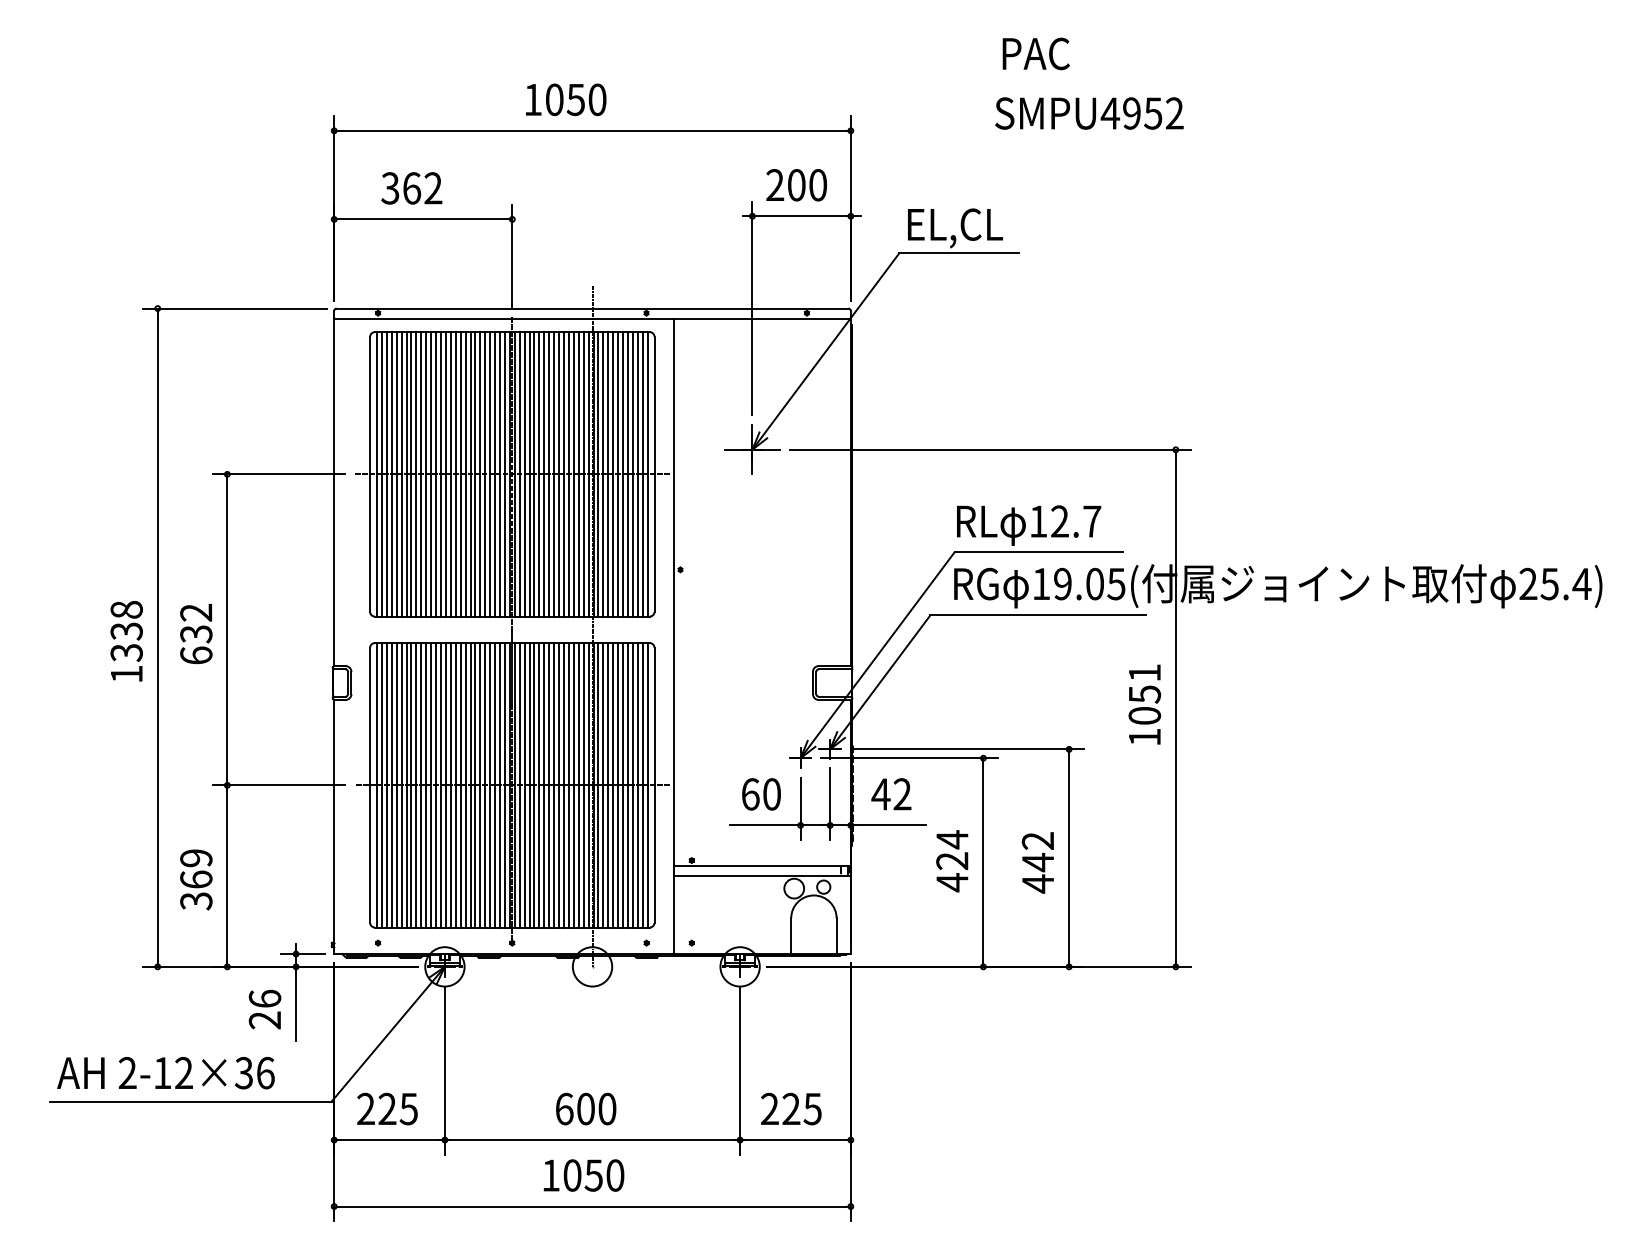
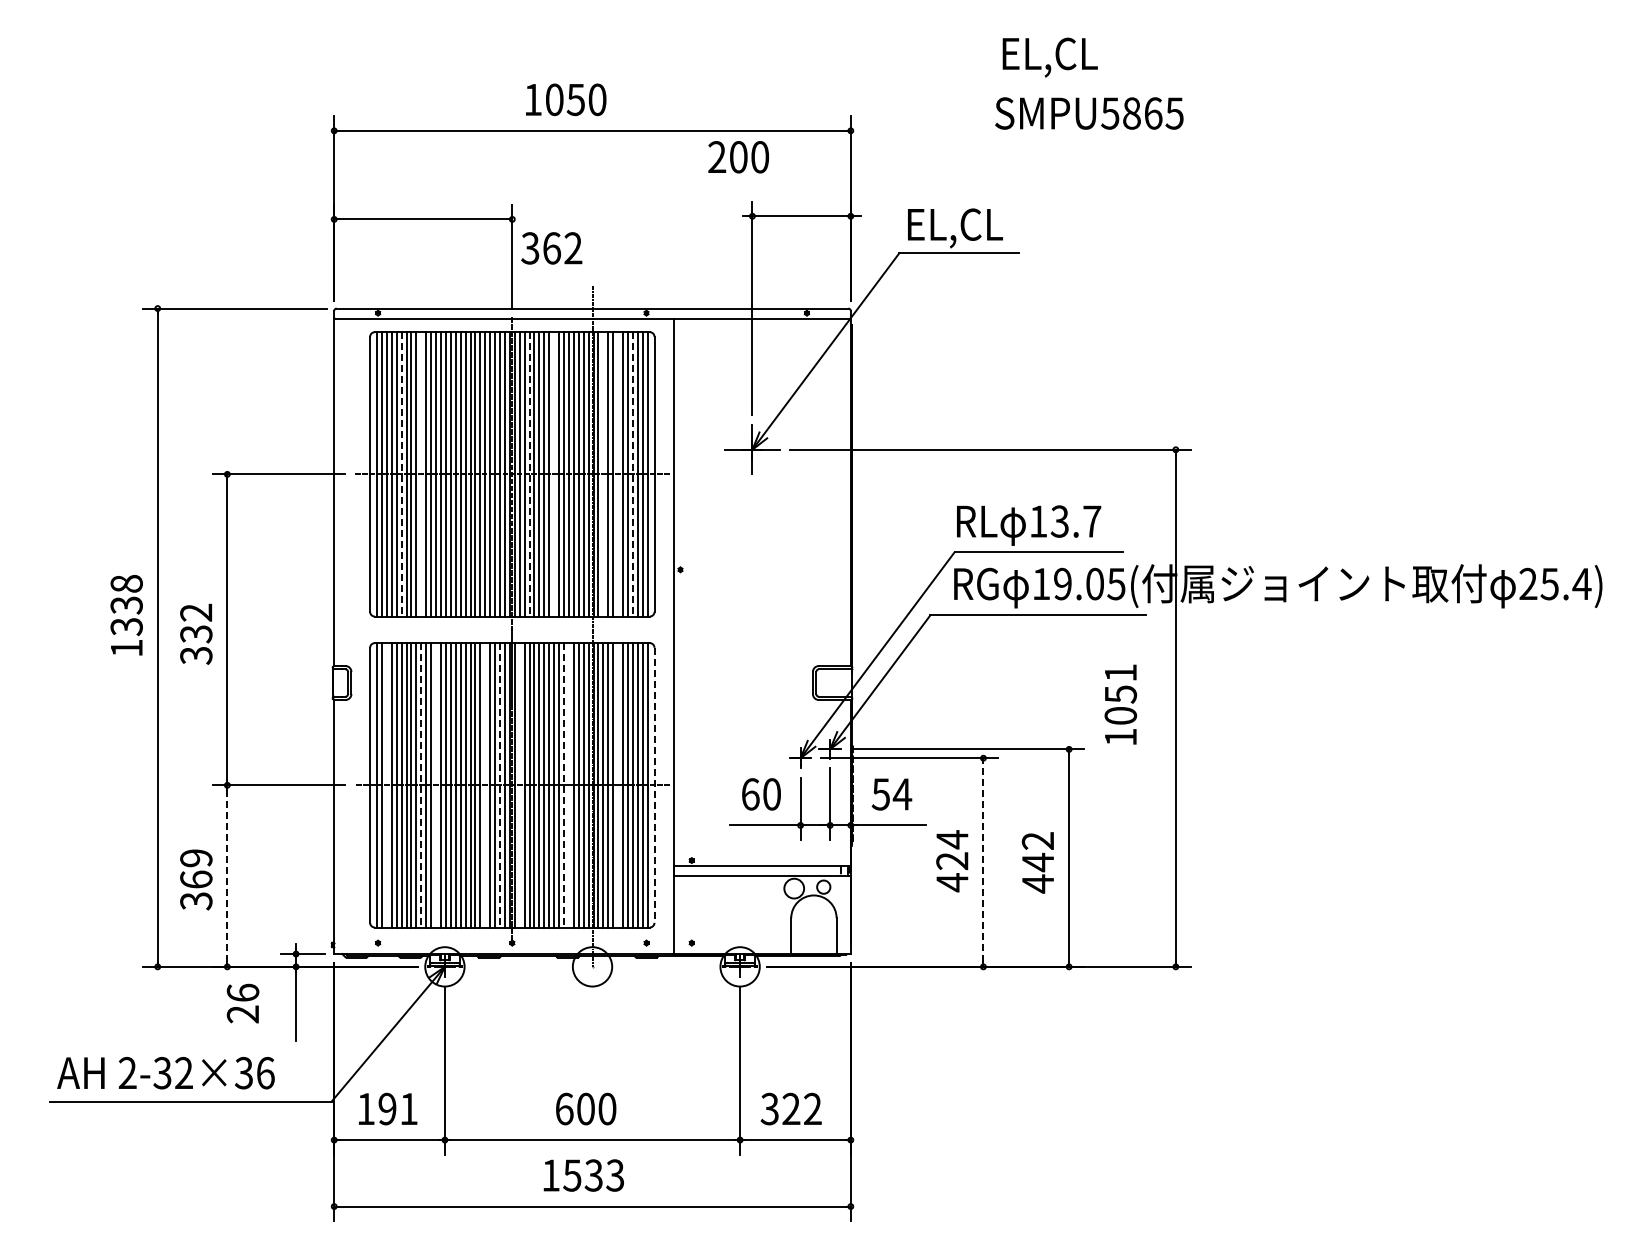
text: PAC -> EL,CL (1051, 57)
text: SMPU4952 -> SMPU5865 (1141, 113)
text position: (796, 185) -> (738, 157) (738, 157)
text position: (411, 188) -> (551, 248) (551, 248)
line: solid -> dashed (401, 474)
line: present -> none (421, 474)
line: solid -> dashed (529, 474)
line: present -> none (554, 474)
line: present -> none (603, 474)
line: present -> none (618, 474)
line: solid -> dashed (632, 474)
text: 12.7 -> 13.7 (1059, 521)
text position: (126, 641) -> (126, 615) (126, 615)
text: 632 -> 332 (196, 655)
text position: (1144, 704) -> (1120, 704) (1120, 704)
line: present -> none (386, 785)
line: solid -> dashed (421, 785)
line: present -> none (436, 785)
line: present -> none (485, 785)
line: solid -> dashed (500, 785)
line: present -> none (519, 785)
line: solid -> dashed (563, 785)
line: present -> none (568, 785)
line: present -> none (618, 785)
line: solid -> dashed (654, 785)
text: 42 -> 54 (891, 794)
line: solid -> dashed (983, 862)
line: solid -> dashed (227, 876)
text position: (264, 1009) -> (242, 1003) (242, 1003)
text: 2-12×36 -> 2-32×36 (162, 1073)
text: 225 -> 191 (387, 1108)
text: 225 -> 322 (790, 1108)
text: 1050 -> 1533 (593, 1175)
